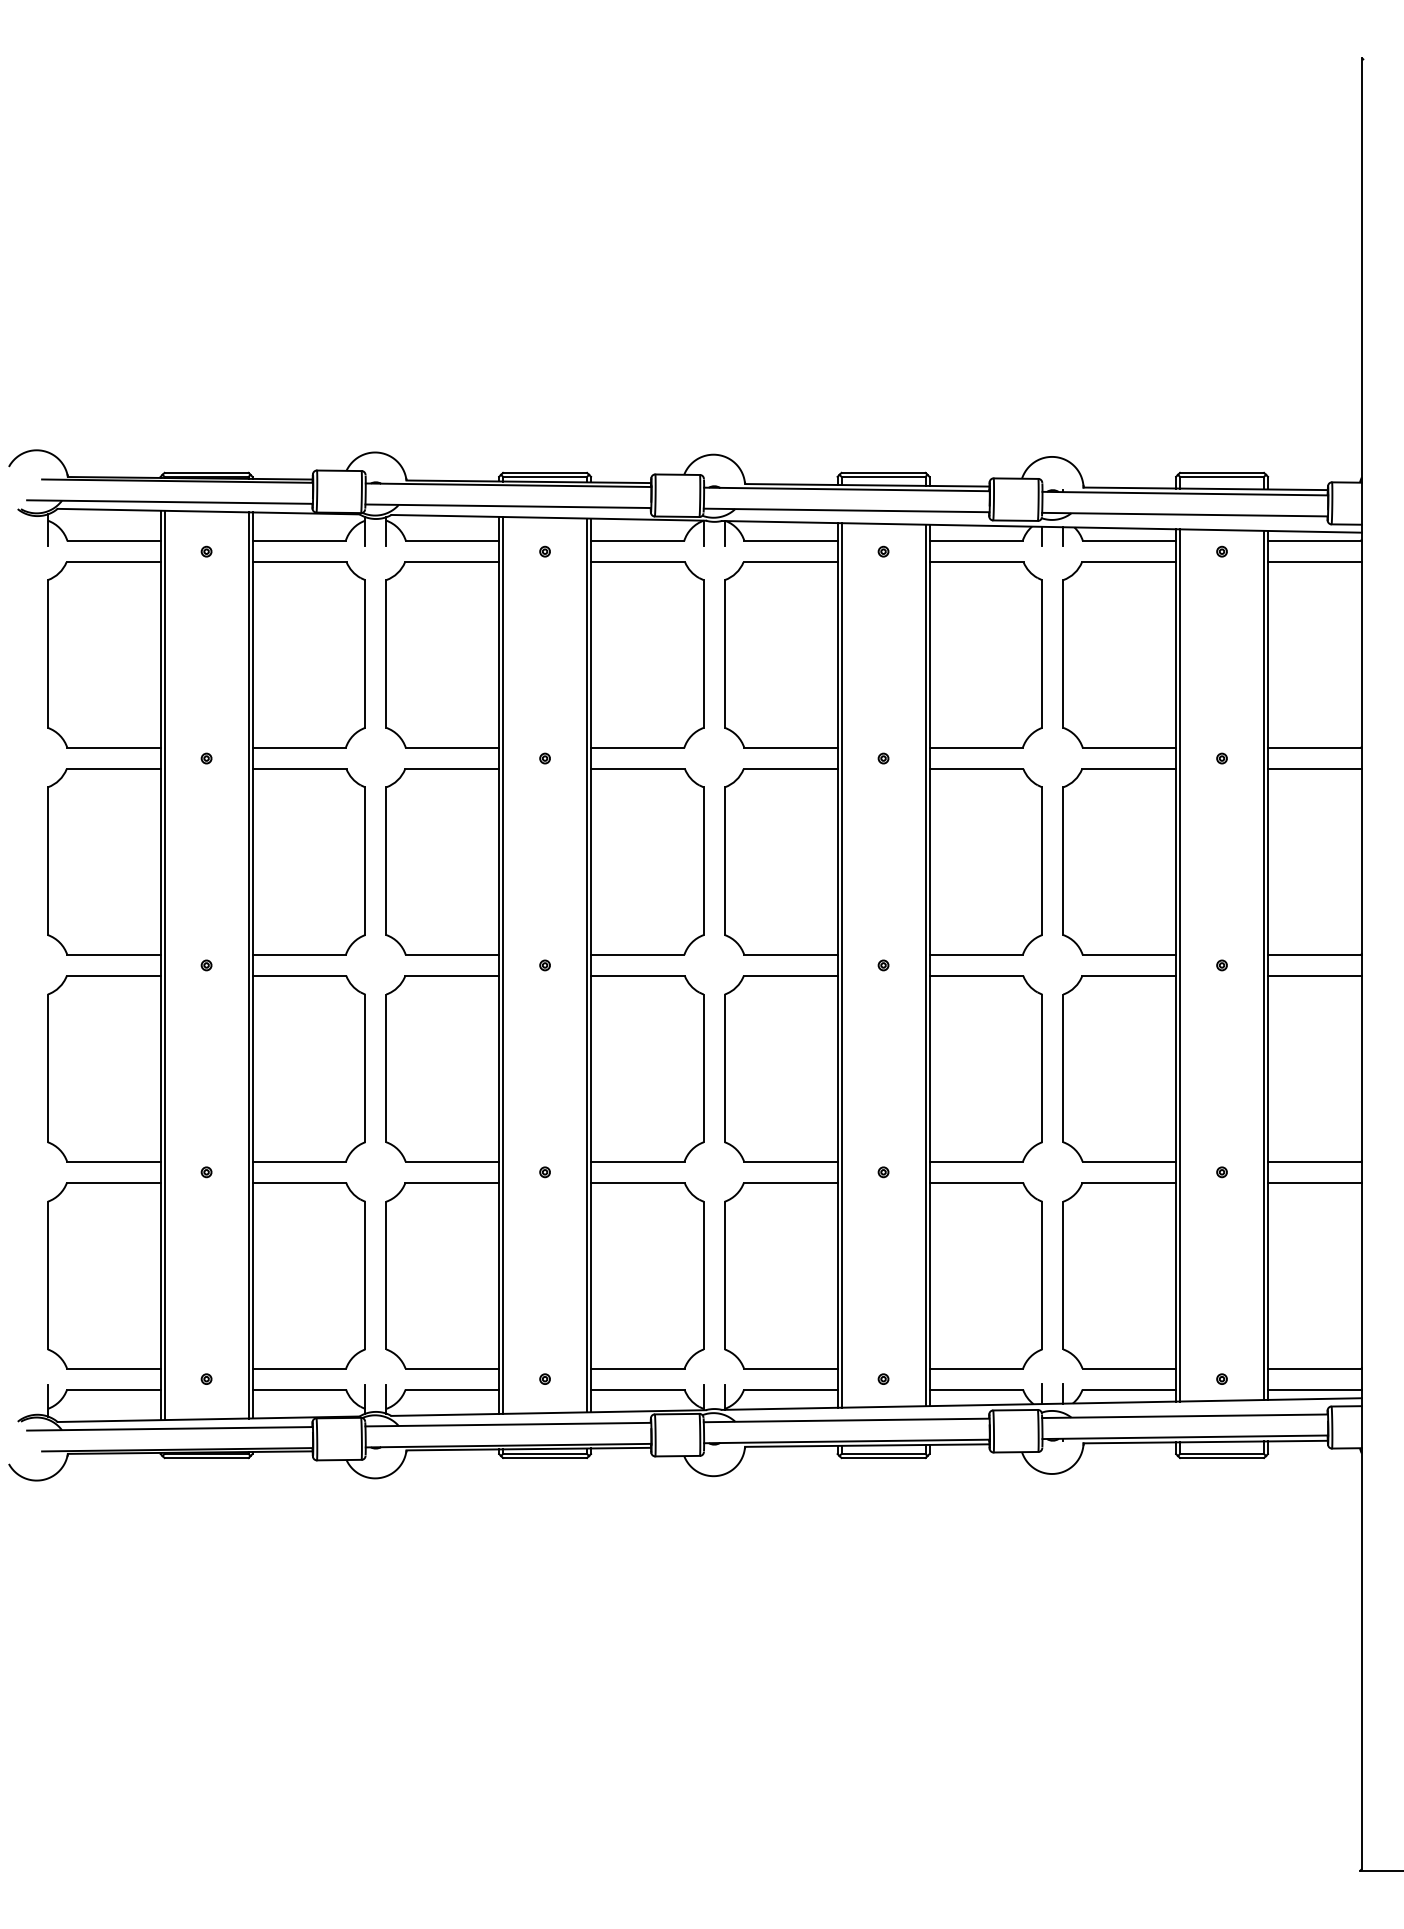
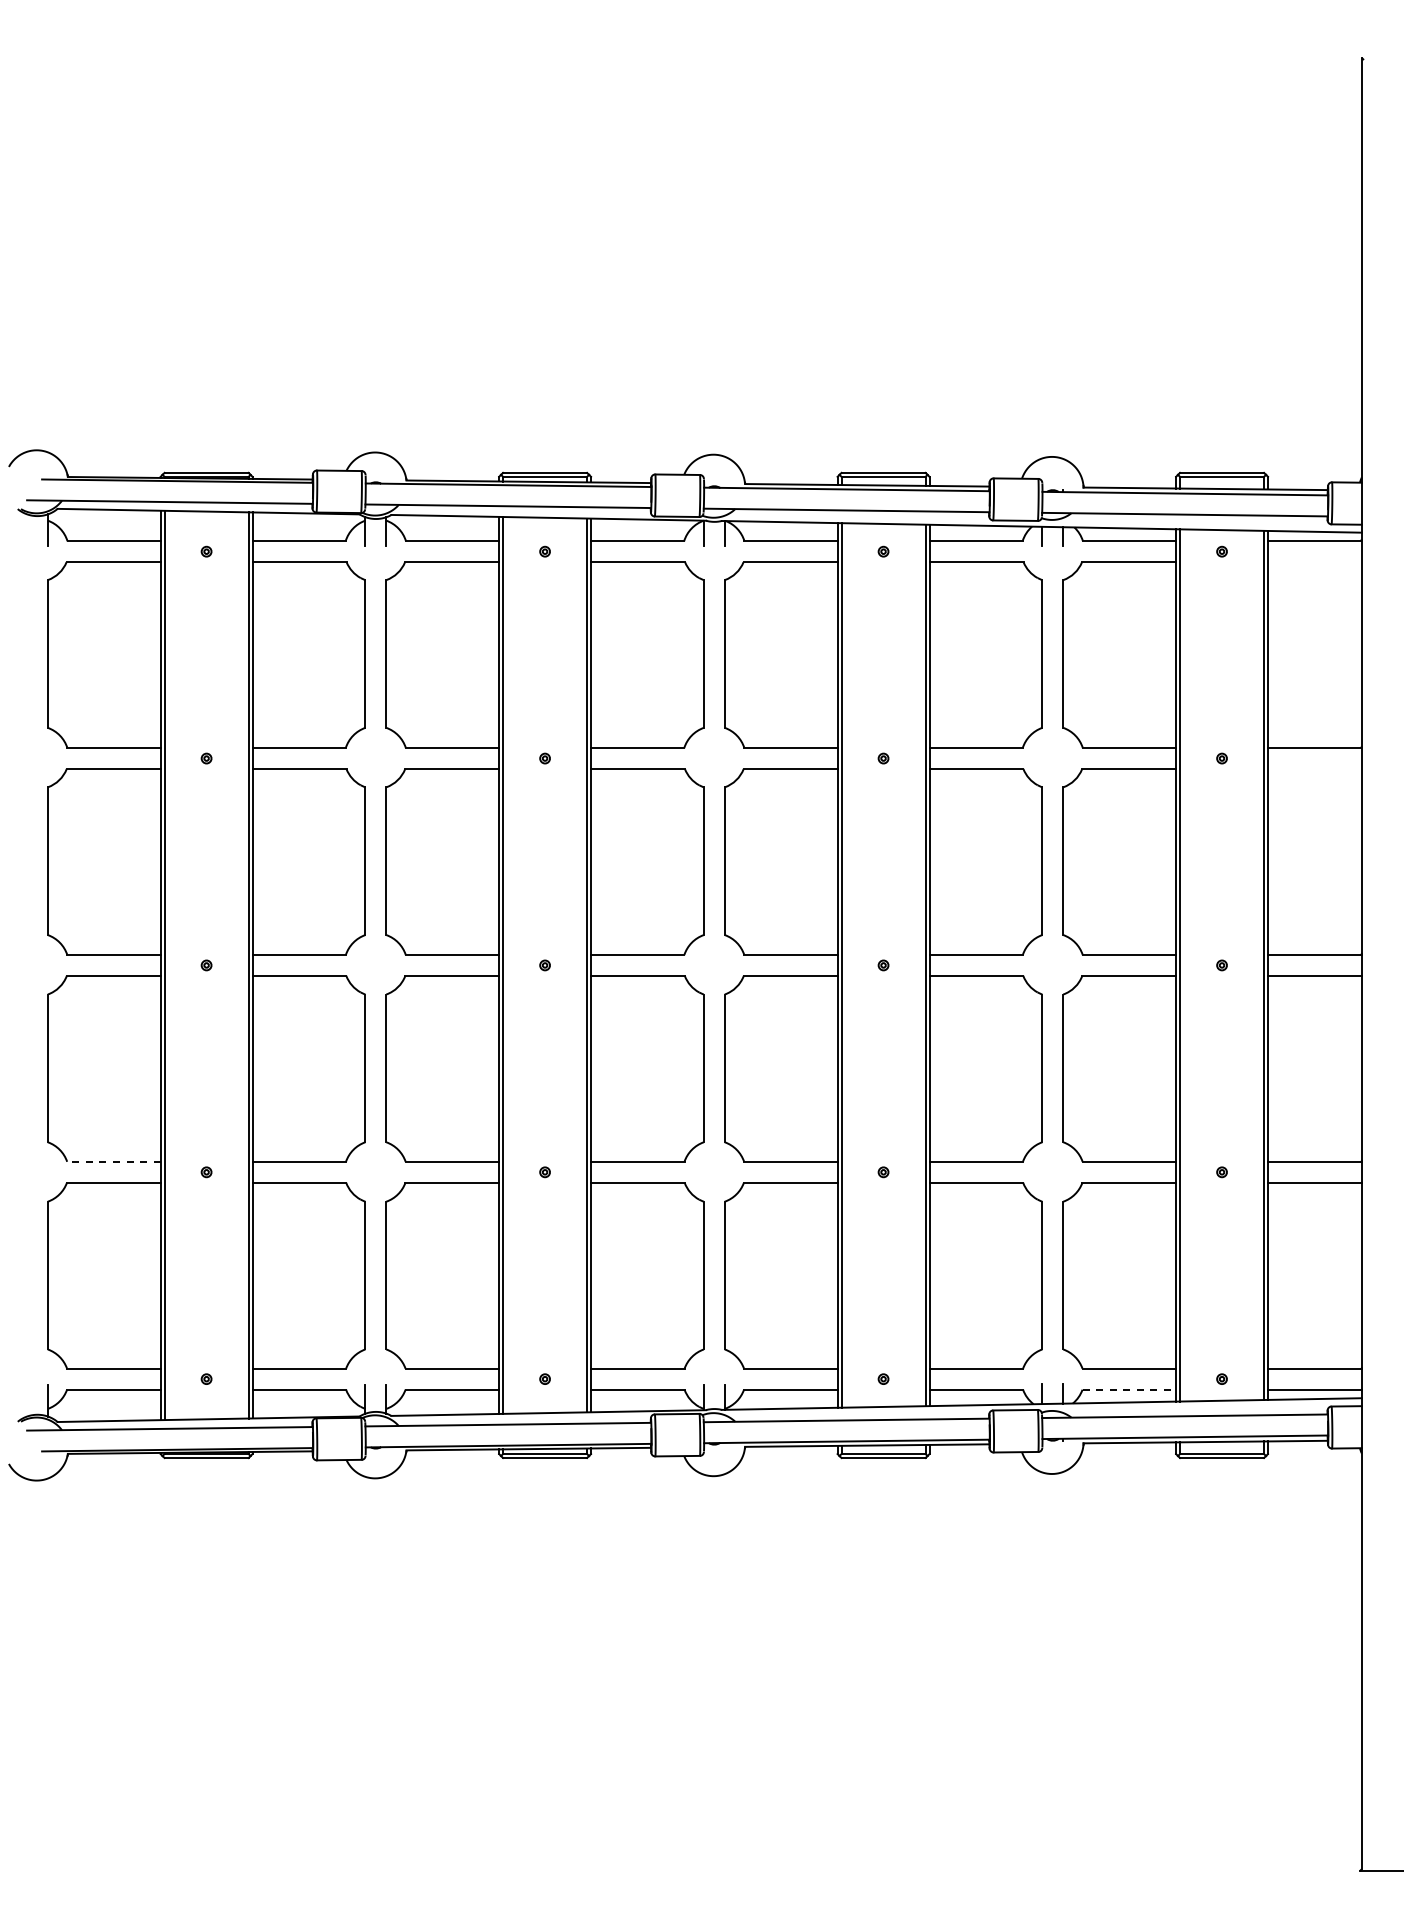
line: present -> none (1314, 562)
line: present -> none (1314, 769)
line: solid -> dashed (113, 1161)
line: solid -> dashed (1129, 1389)
